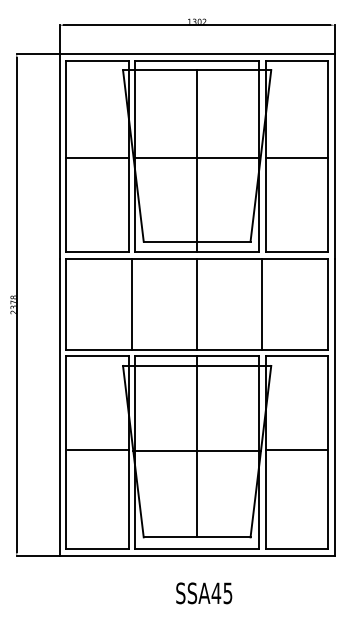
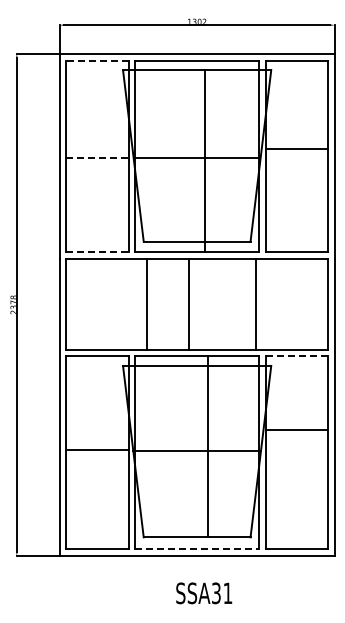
line: solid -> dashed (97, 60)
line: solid -> dashed (98, 158)
line position: (296, 158) -> (296, 149) (296, 149)
line position: (196, 161) -> (204, 161) (204, 161)
line: solid -> dashed (98, 252)
line position: (131, 303) -> (146, 303) (146, 303)
line position: (196, 303) -> (188, 303) (188, 303)
line position: (262, 303) -> (256, 303) (256, 303)
line: solid -> dashed (297, 356)
line position: (196, 446) -> (207, 446) (207, 446)
line position: (295, 450) -> (295, 430) (295, 430)
line: solid -> dashed (197, 549)
text: SSA45 -> SSA31 (221, 593)
